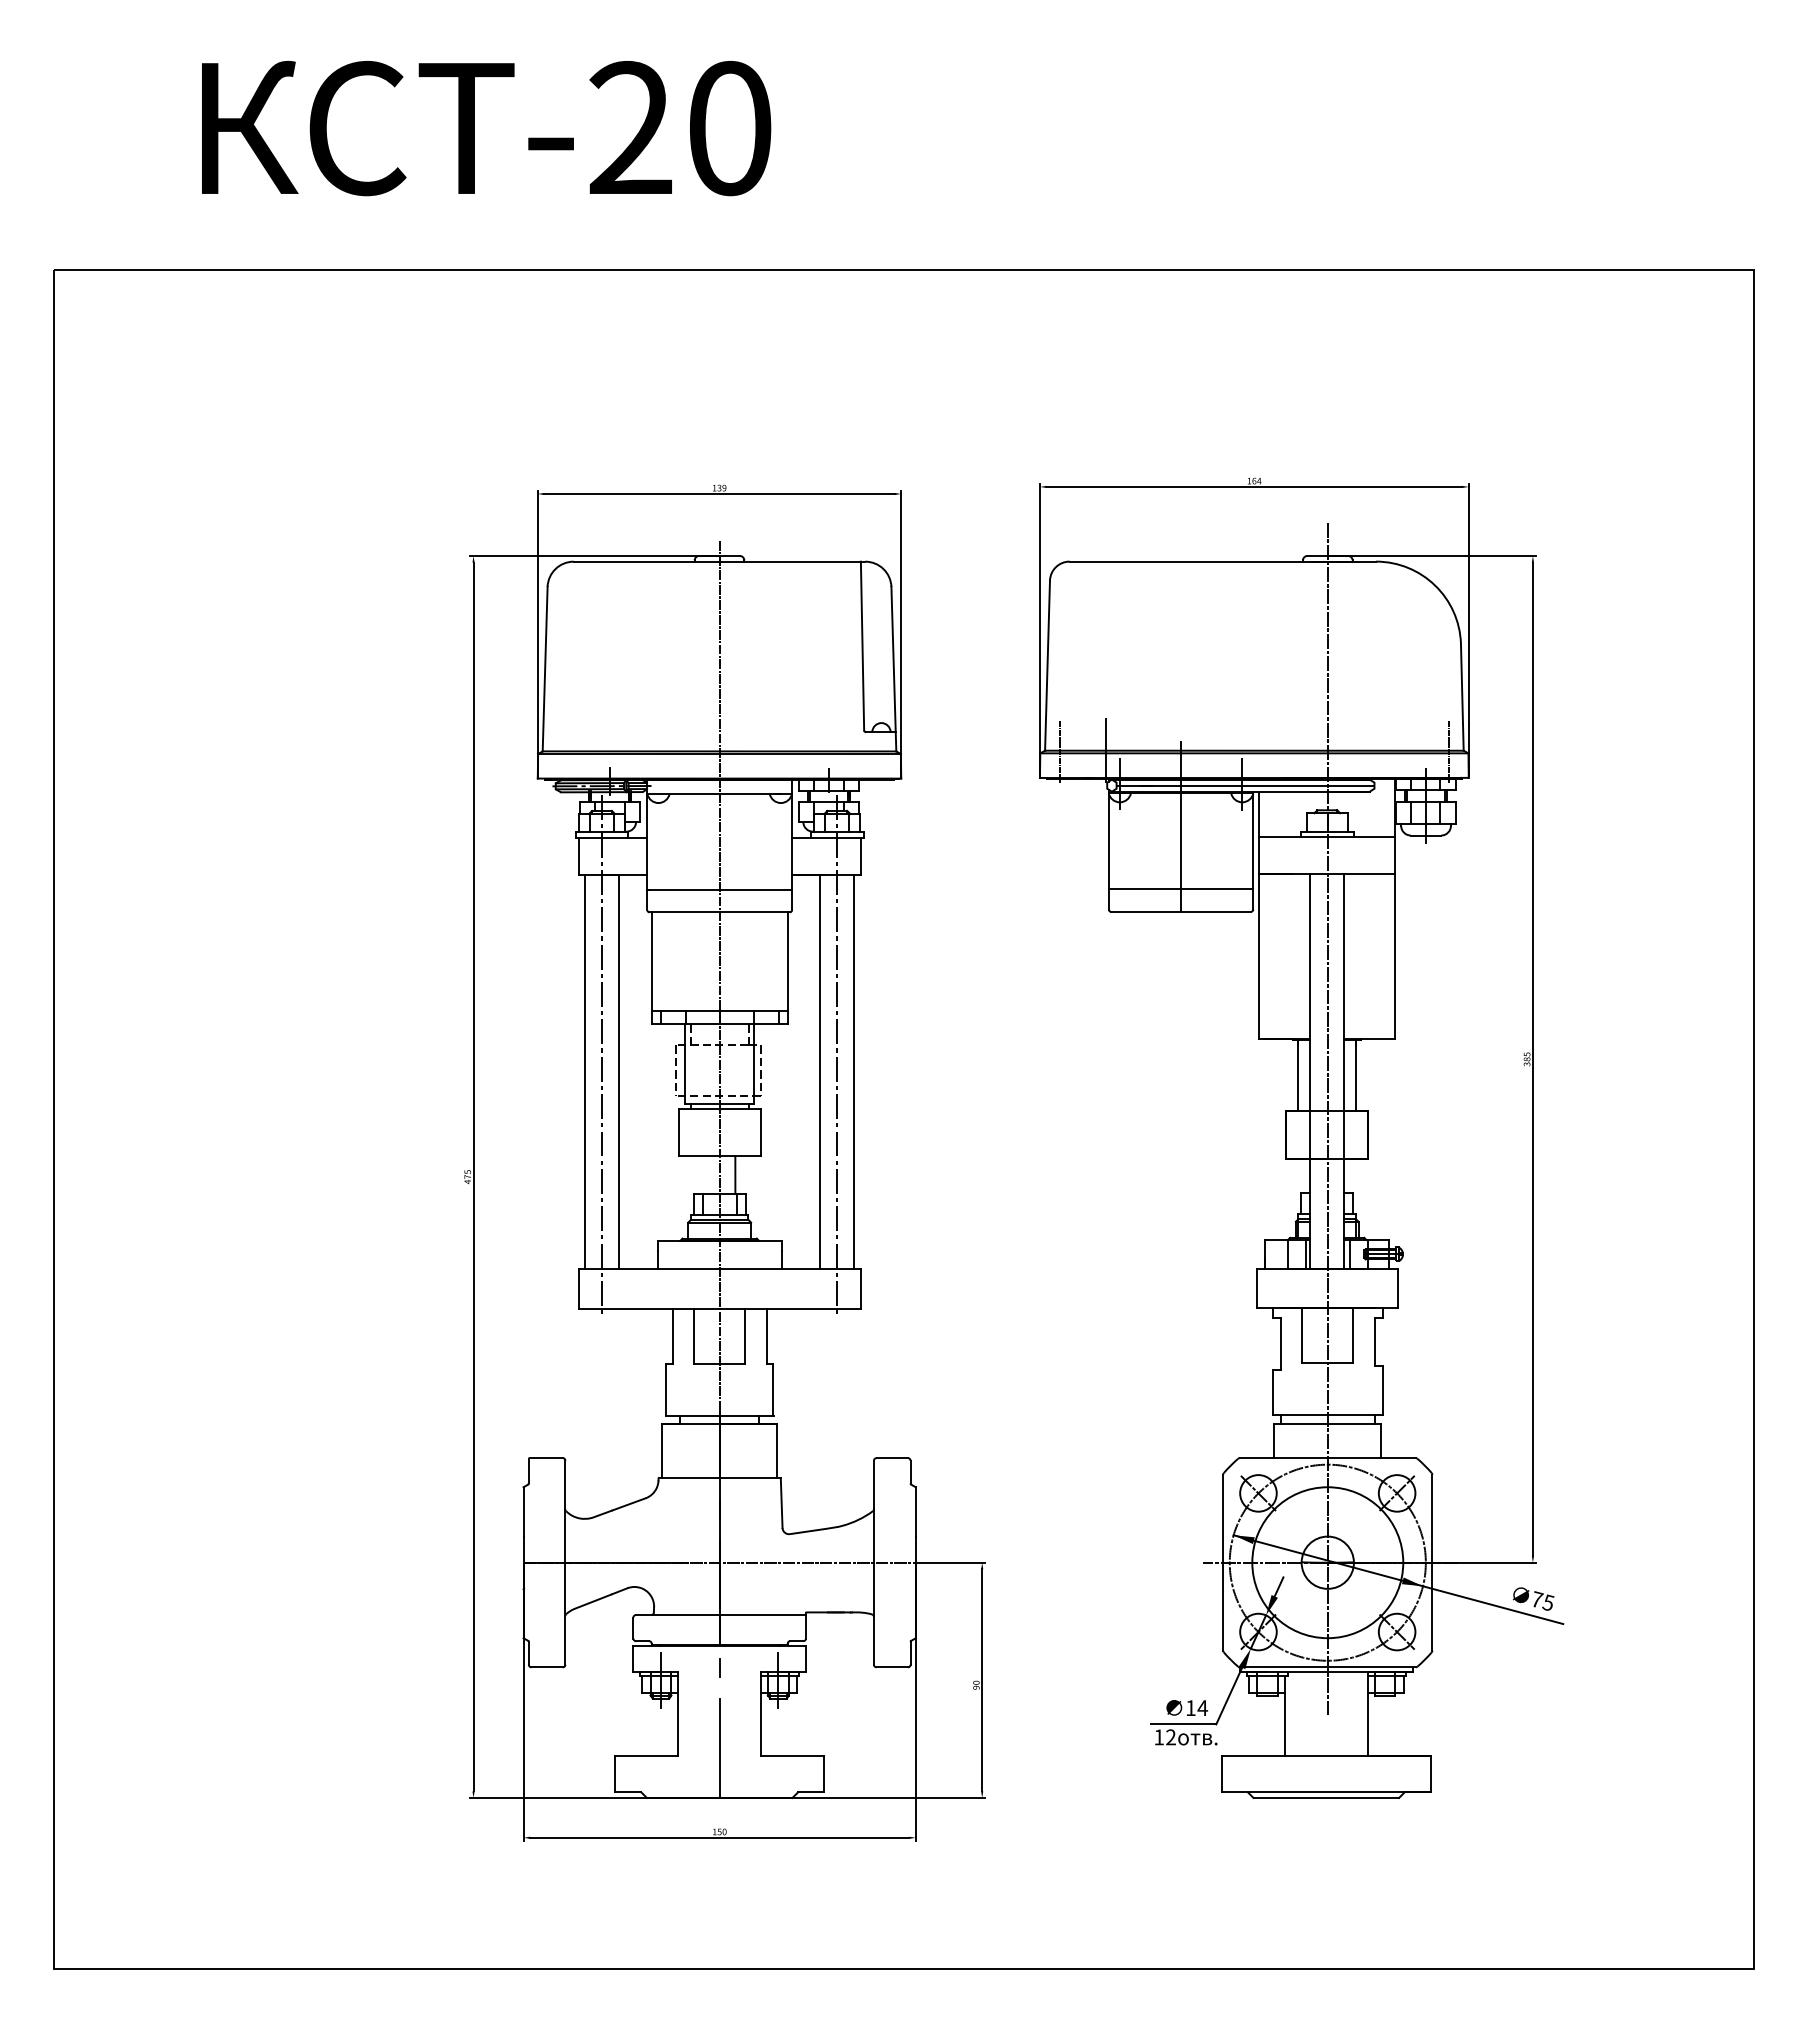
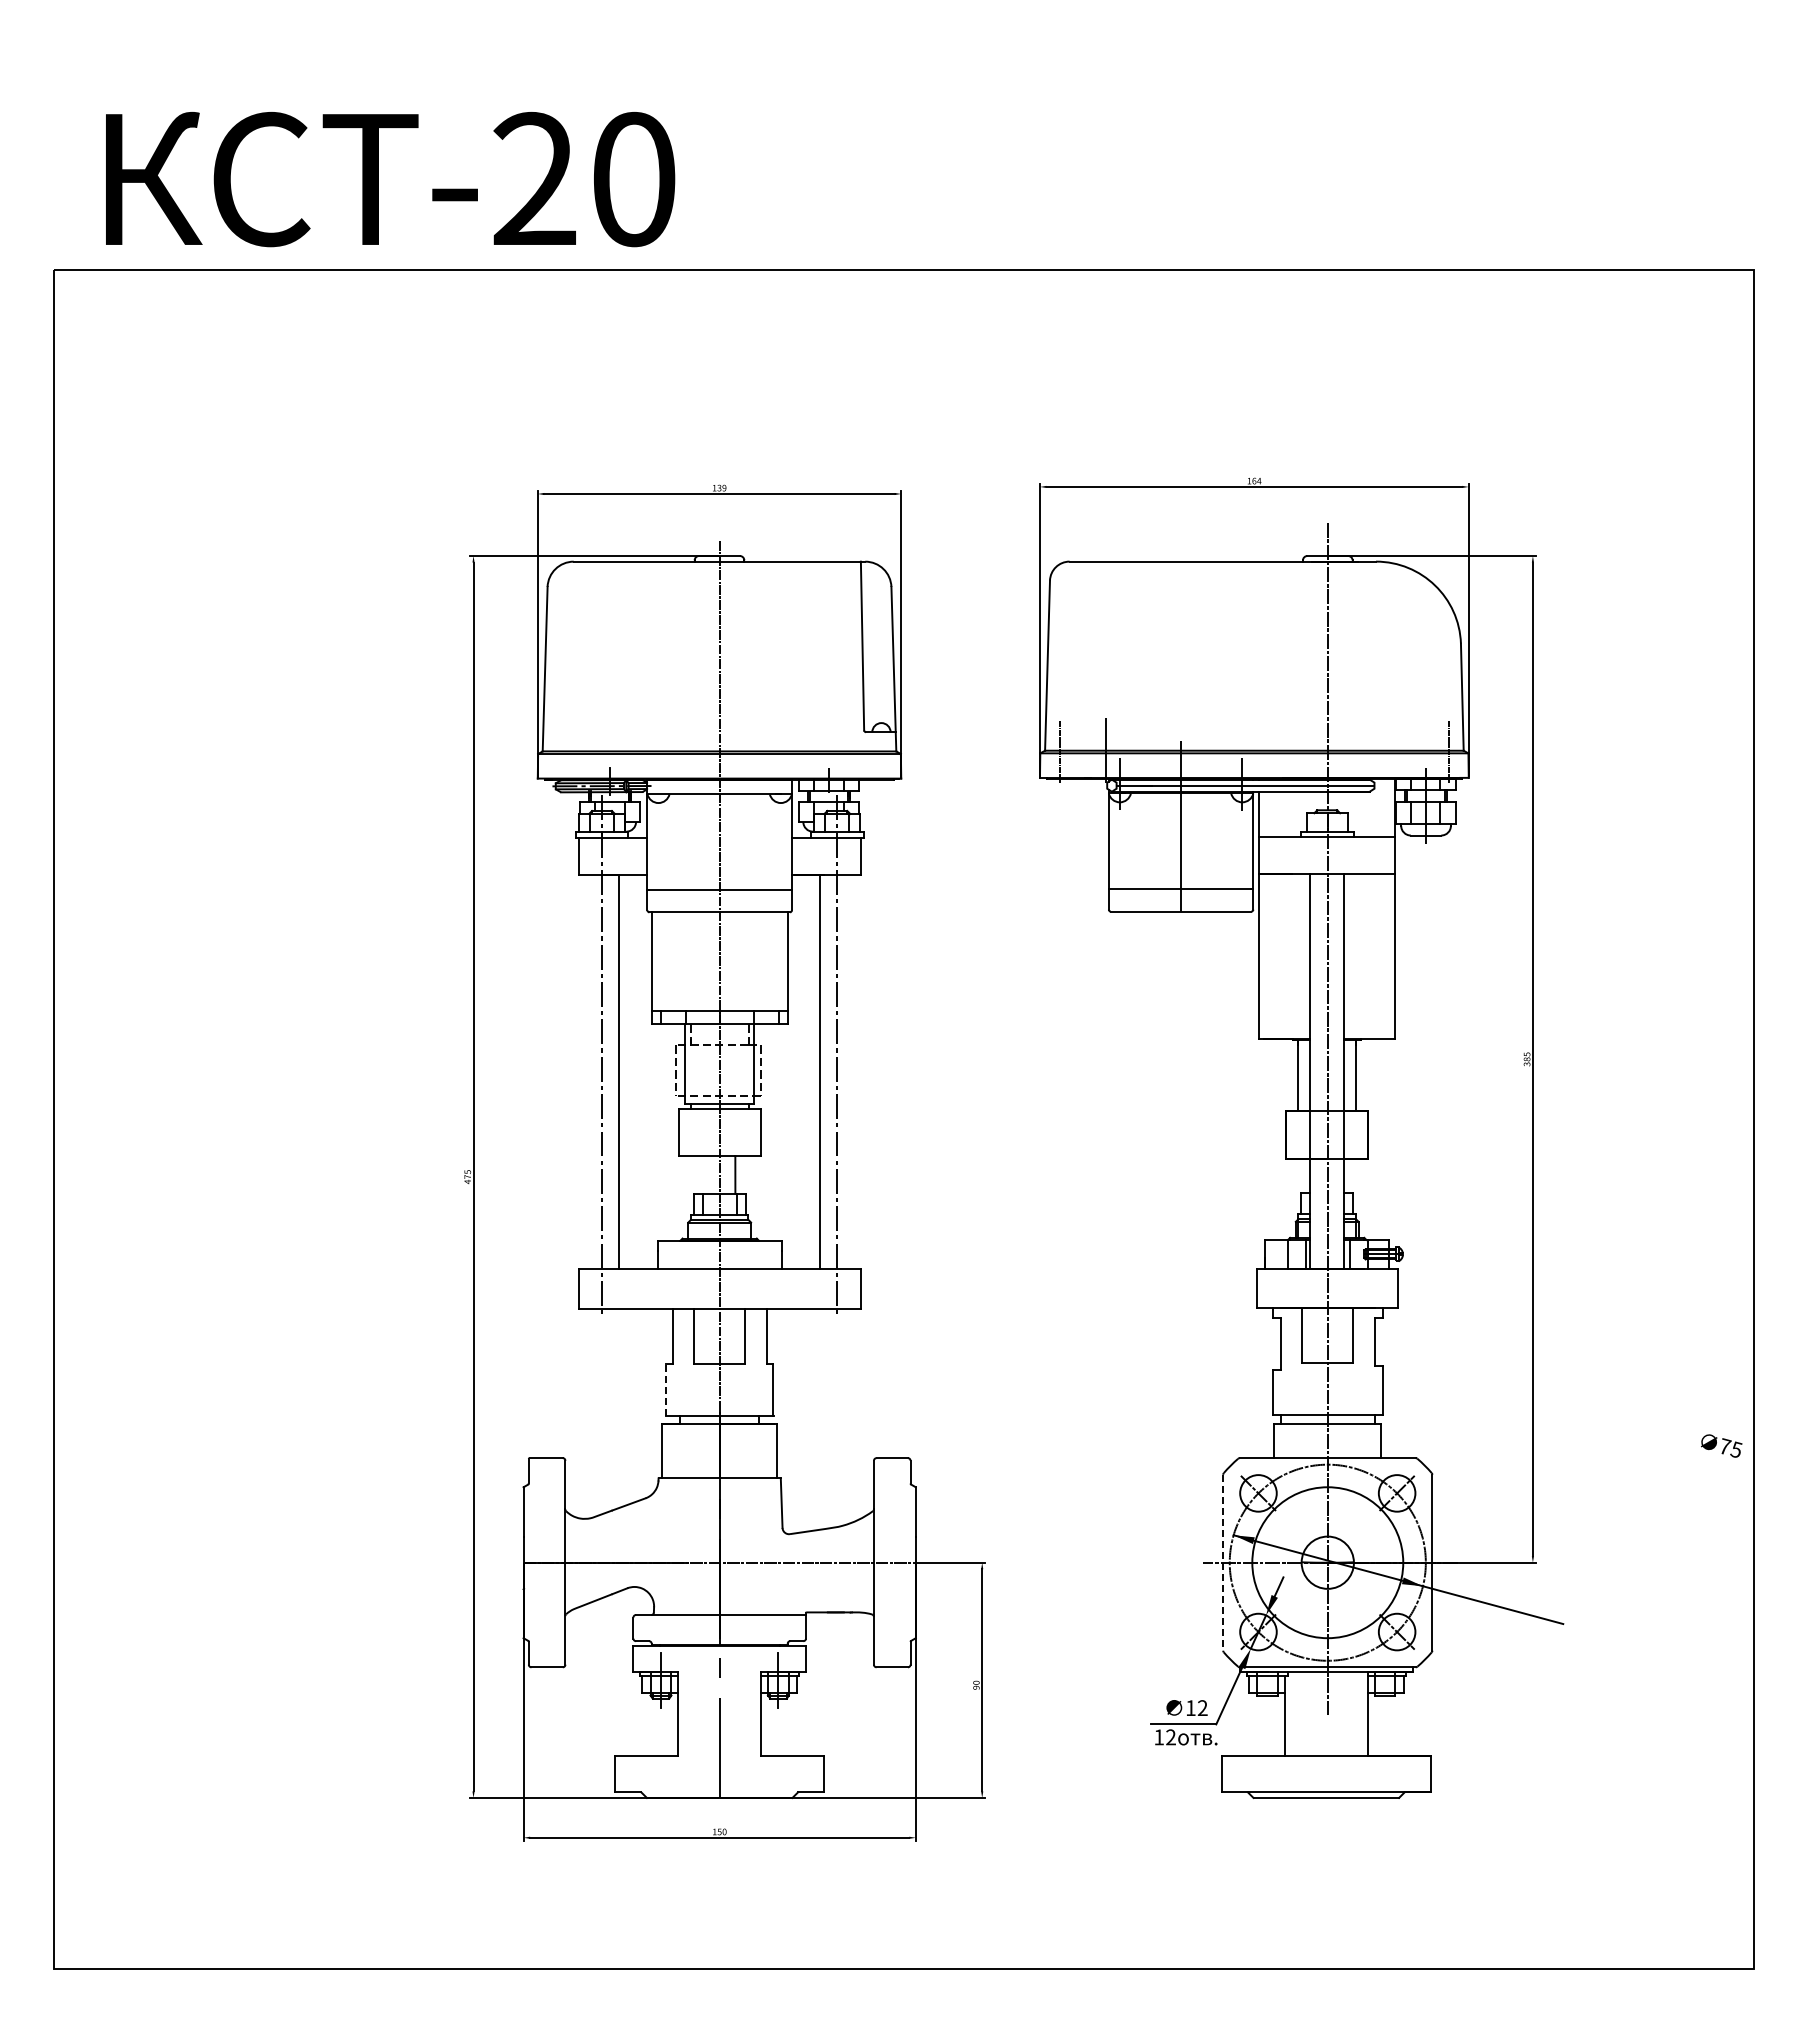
text position: (486, 128) -> (390, 179) (390, 179)
line: present -> none (585, 1072)
line: present -> none (854, 1072)
line: solid -> dashed (666, 1389)
line: solid -> dashed (1223, 1562)
text position: (1533, 1598) -> (1721, 1445) (1721, 1445)
text: 14 -> 12 (1202, 1707)
